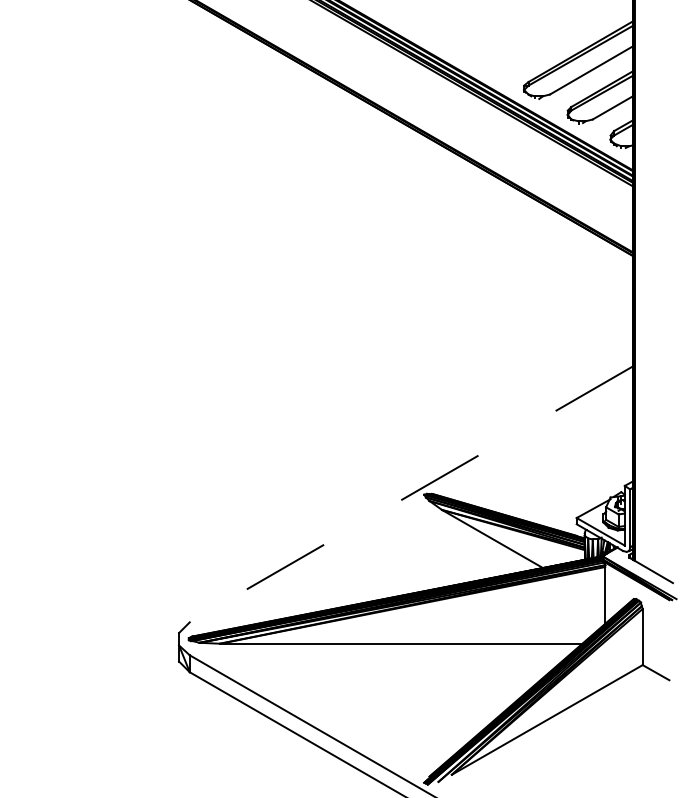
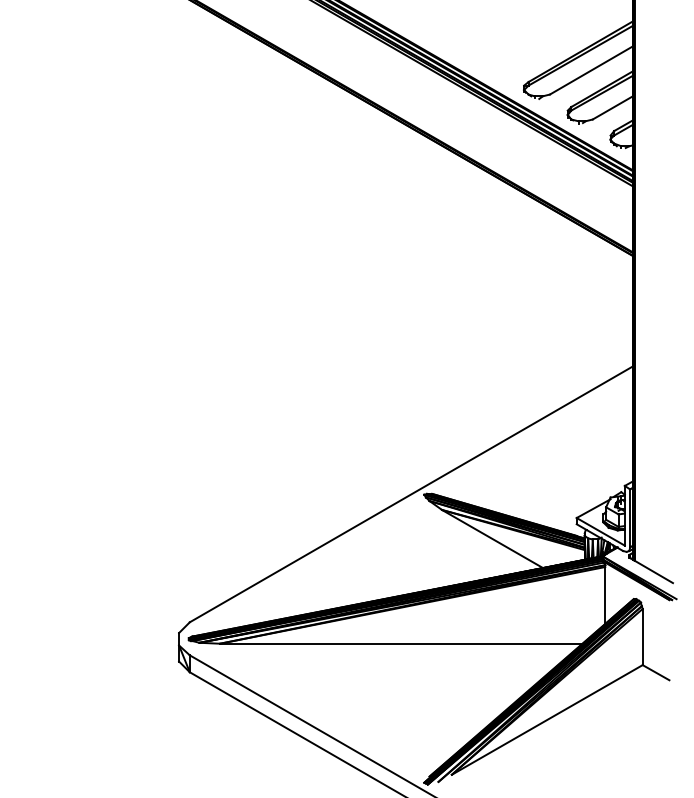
line: dashed -> solid (411, 494)
